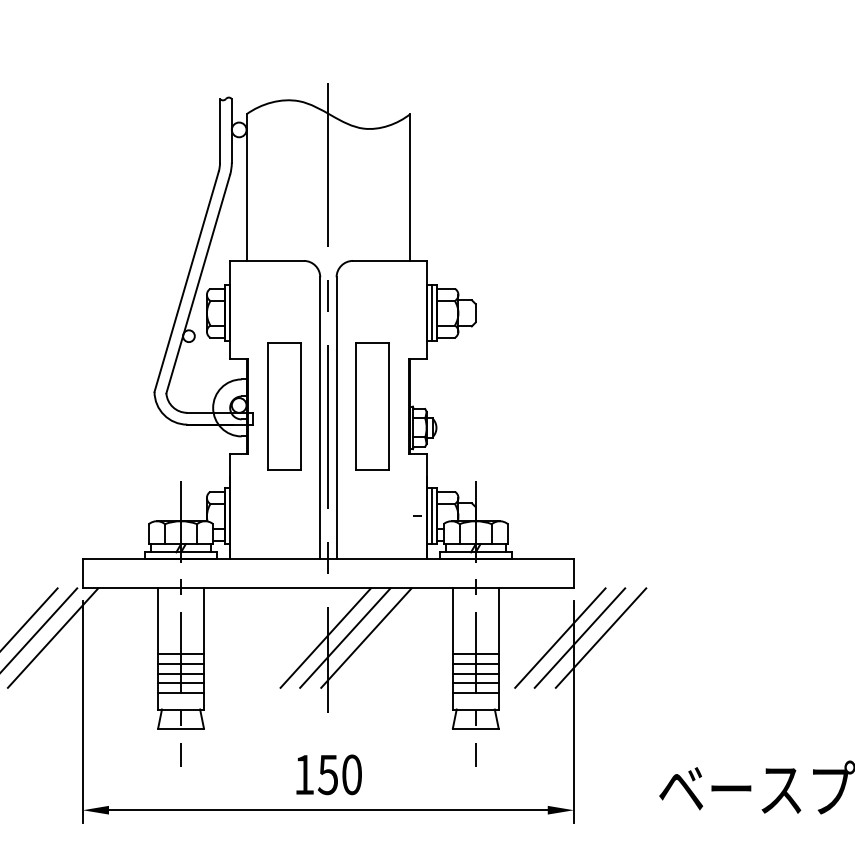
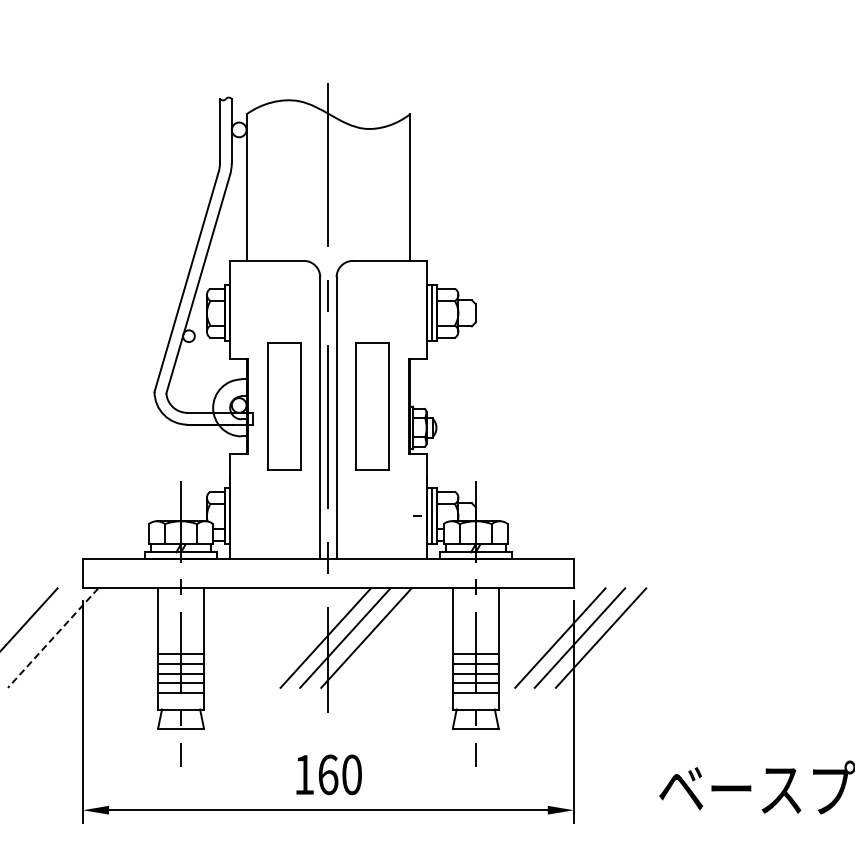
line: present -> none (39, 629)
line: solid -> dashed (52, 638)
text: 150 -> 160 (328, 774)
